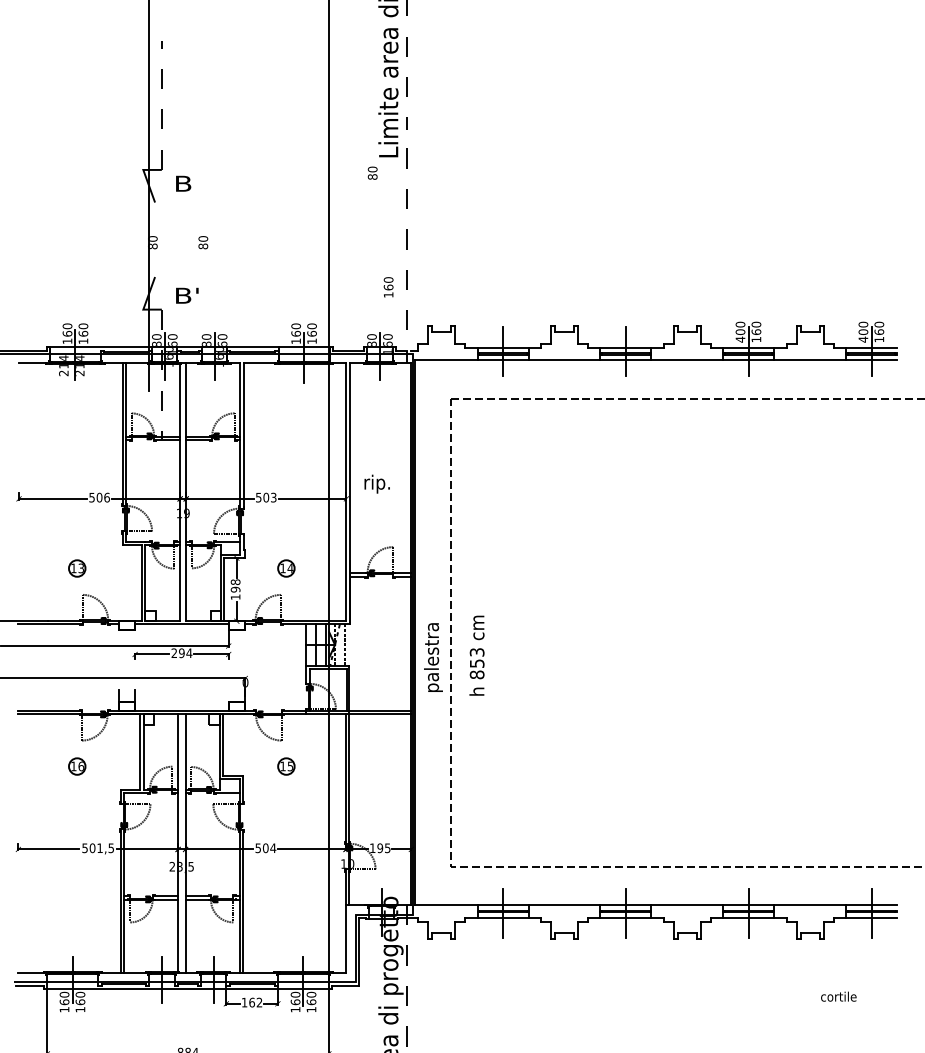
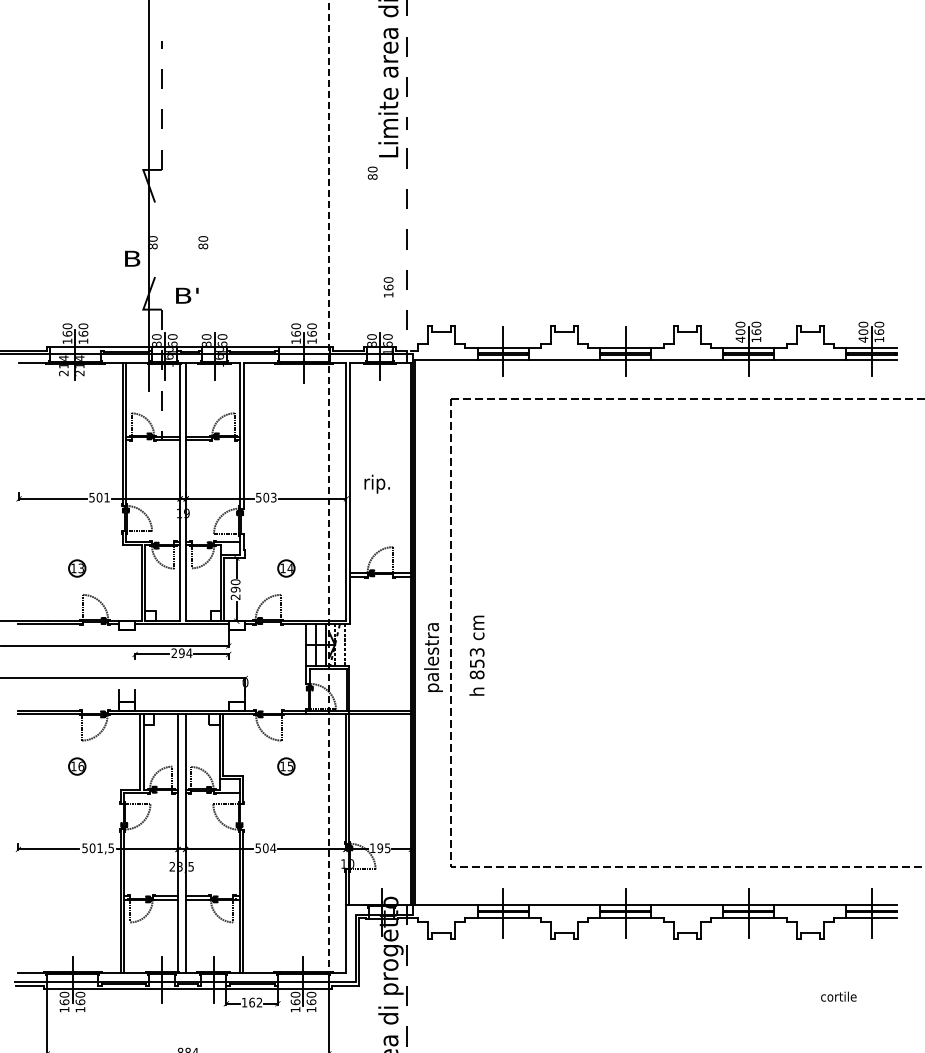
text position: (183, 183) -> (132, 258) (132, 258)
line: solid -> dashed (328, 493)
text: 506 -> 501 (106, 497)
text: 198 -> 290 (235, 589)
